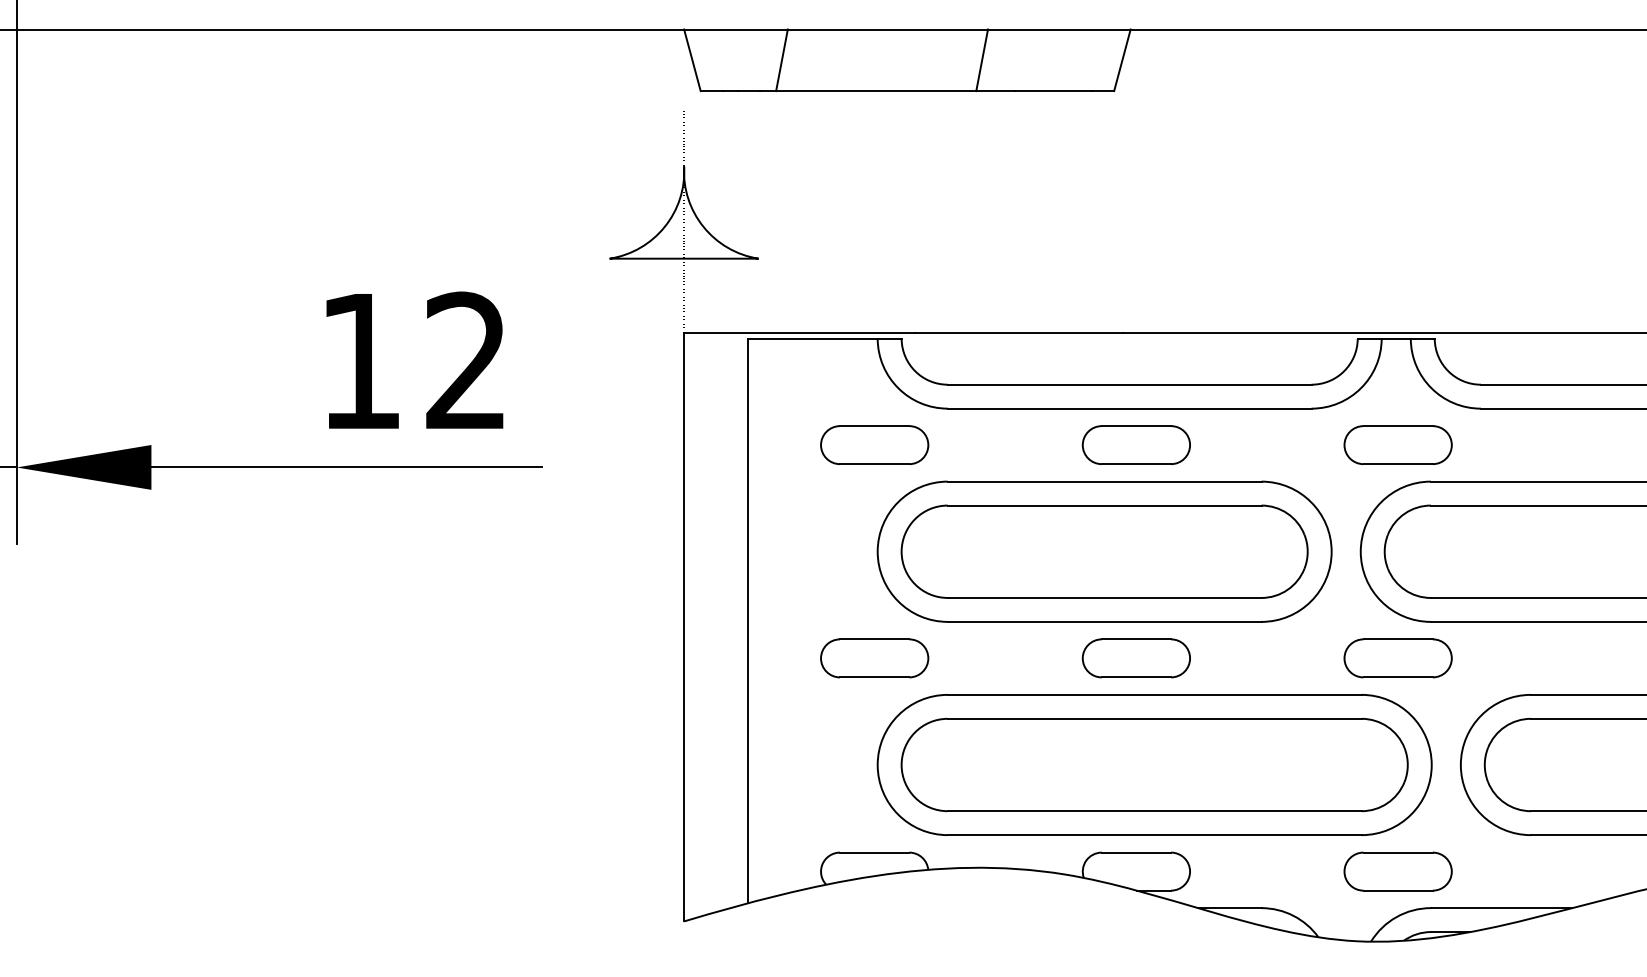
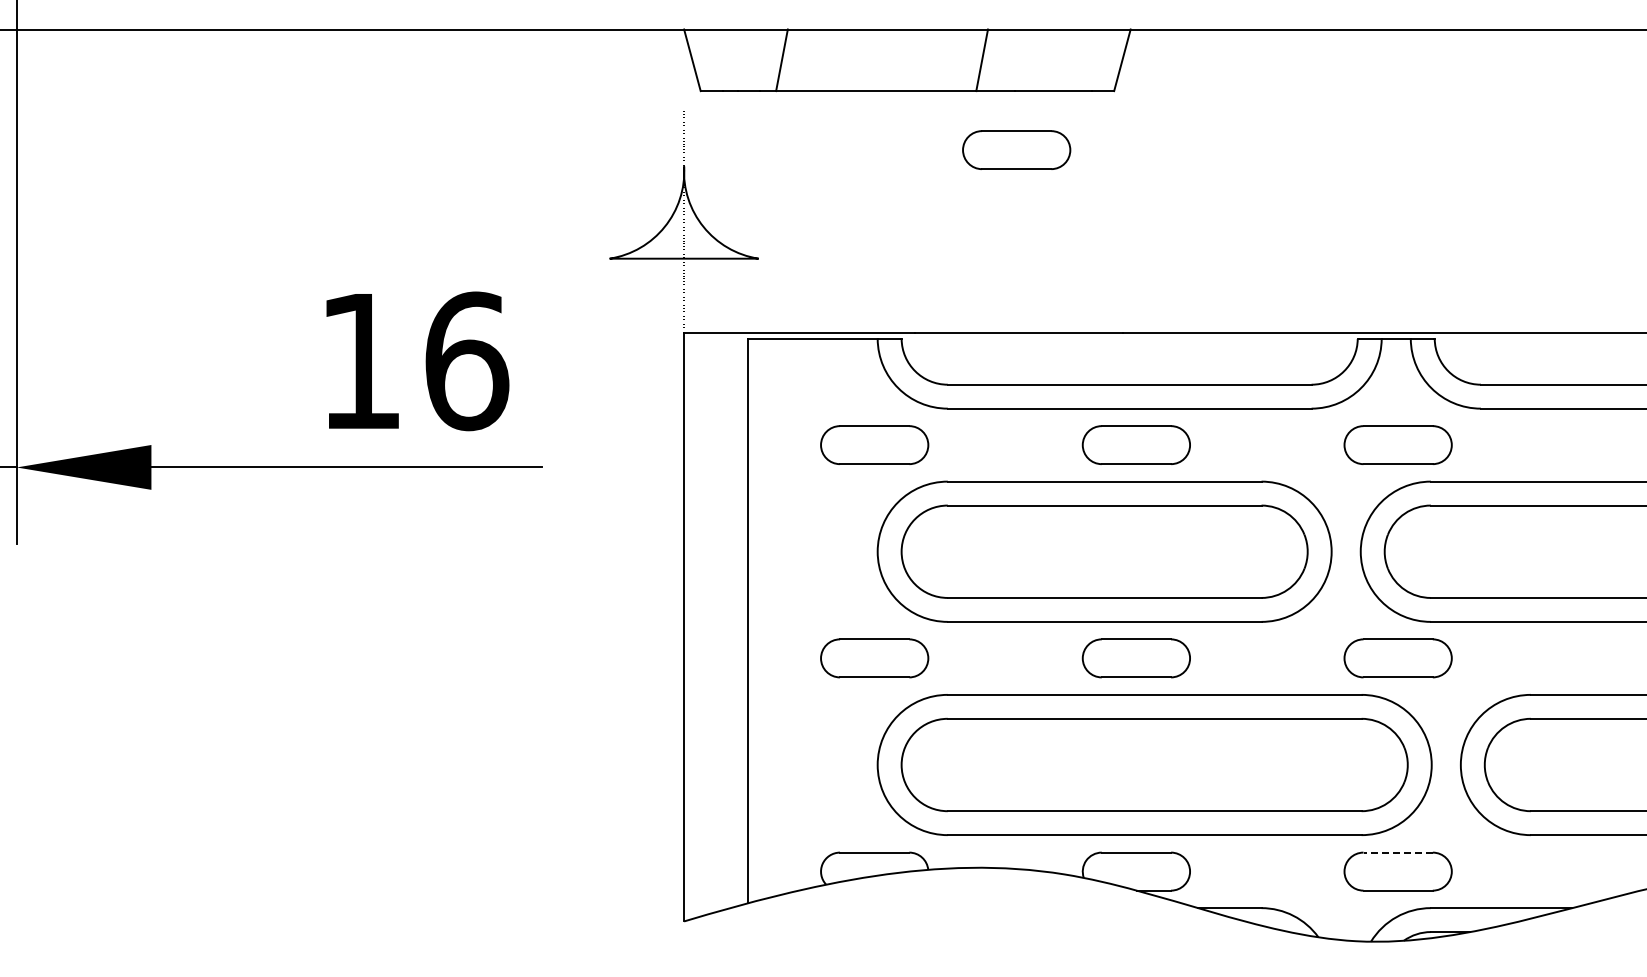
part: none -> present (1016, 149)
text: 12 -> 16 (467, 361)
line: solid -> dashed (1398, 852)
